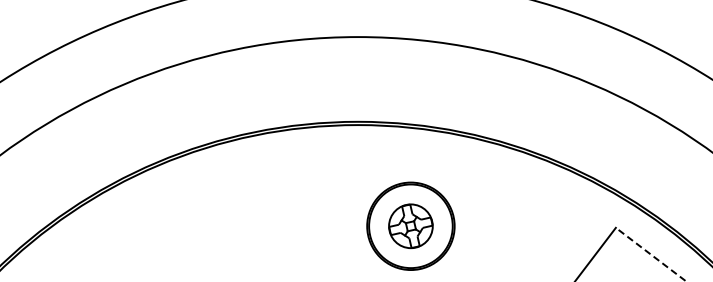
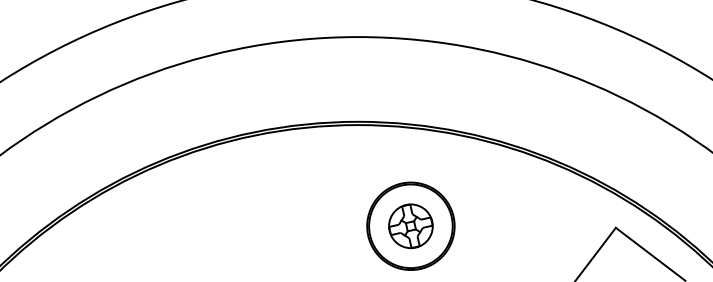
line: dashed -> solid (650, 254)
